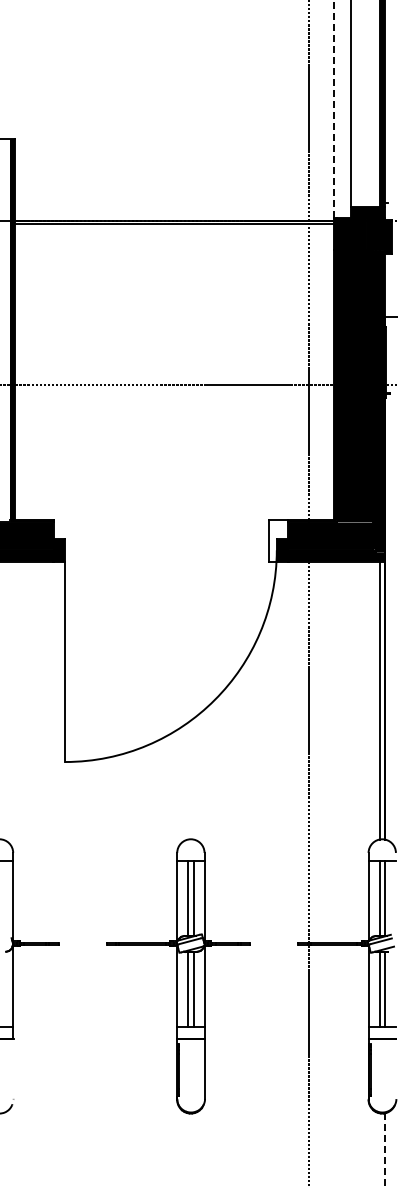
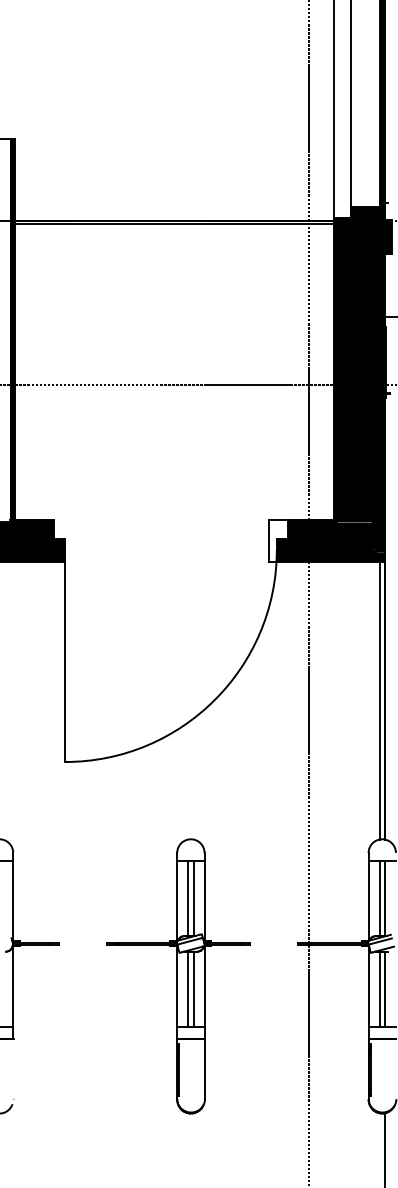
line: dashed -> solid (333, 109)
line: dashed -> solid (385, 1150)
